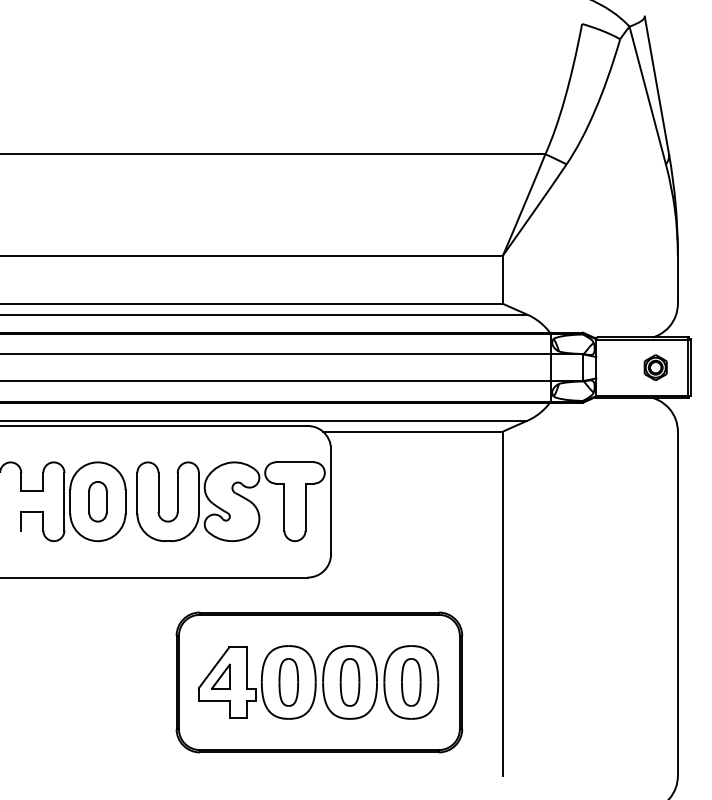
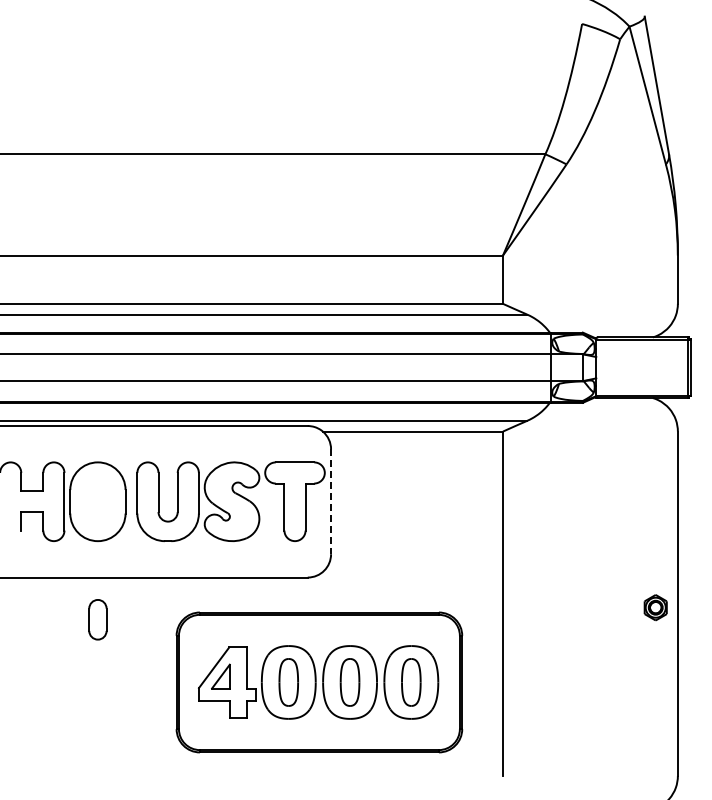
part position: (655, 367) -> (655, 607) (655, 607)
part position: (97, 501) -> (97, 619) (97, 619)
line: solid -> dashed (331, 502)
